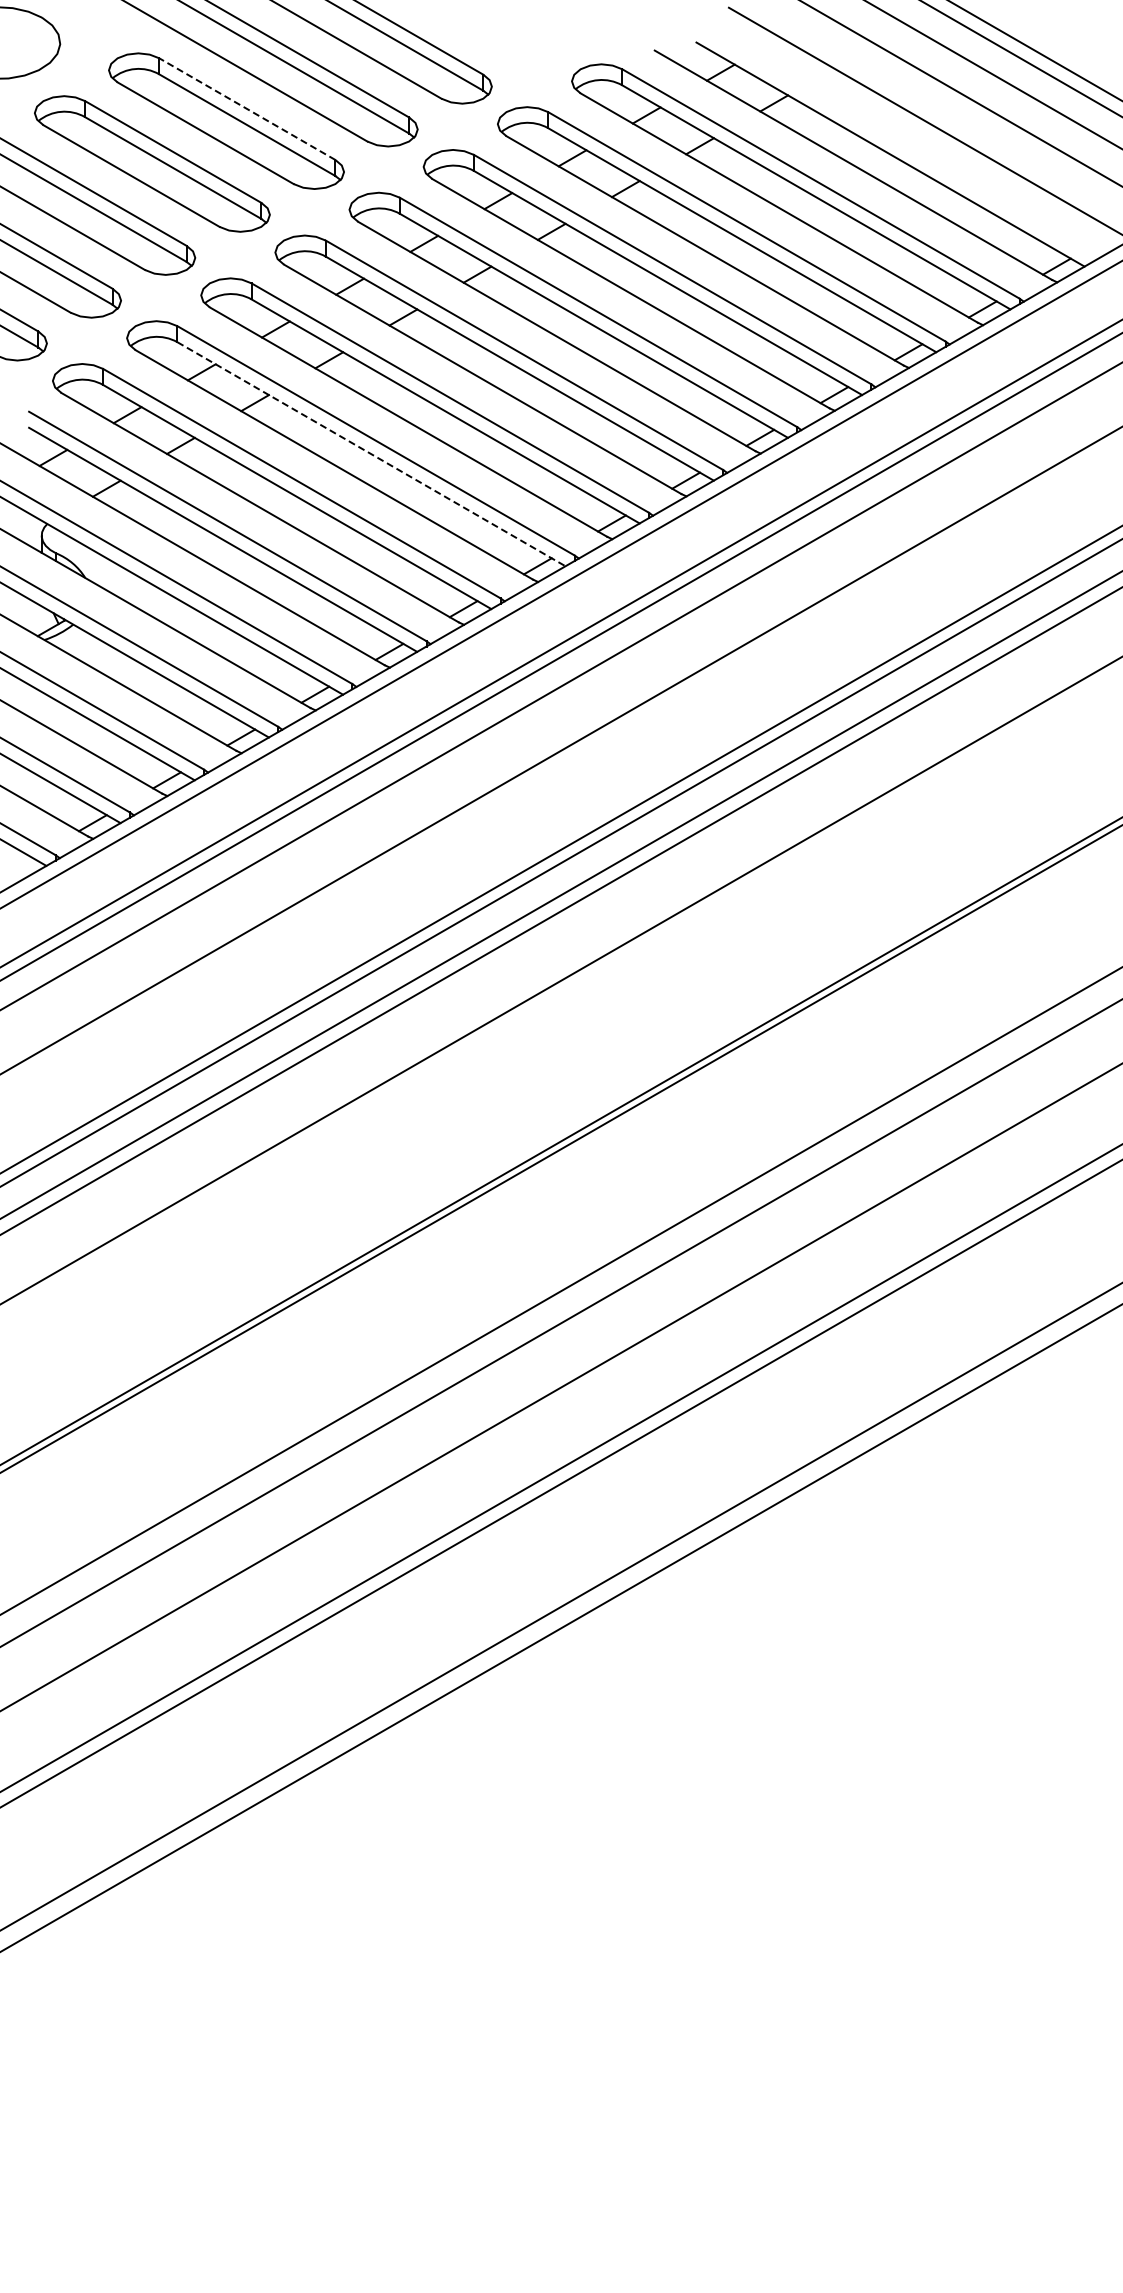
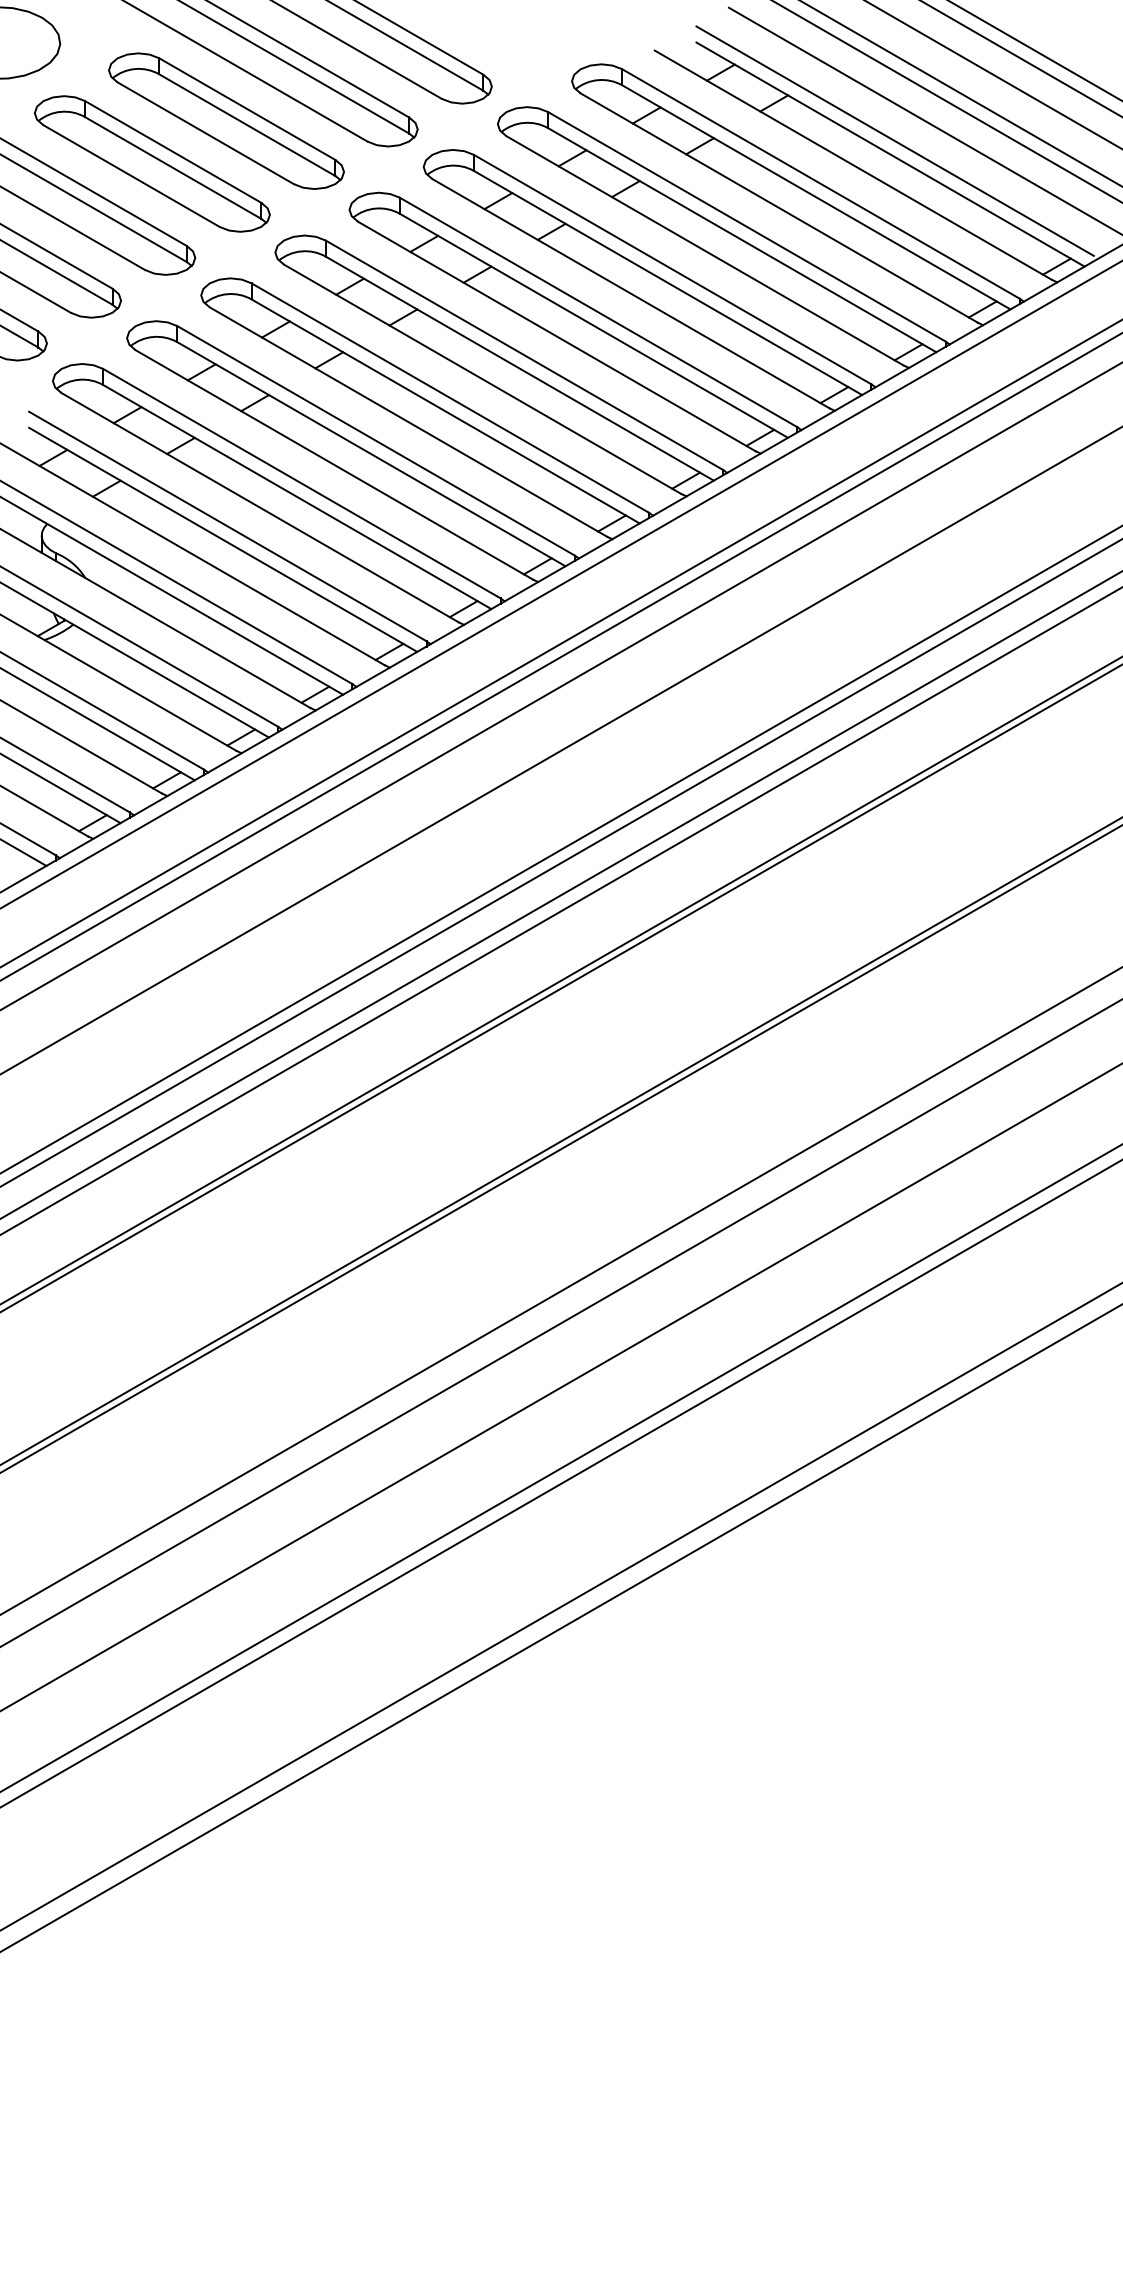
line: none -> present (946, 101)
line: dashed -> solid (247, 109)
line: none -> present (894, 140)
line: dashed -> solid (371, 454)
line: none -> present (560, 988)
